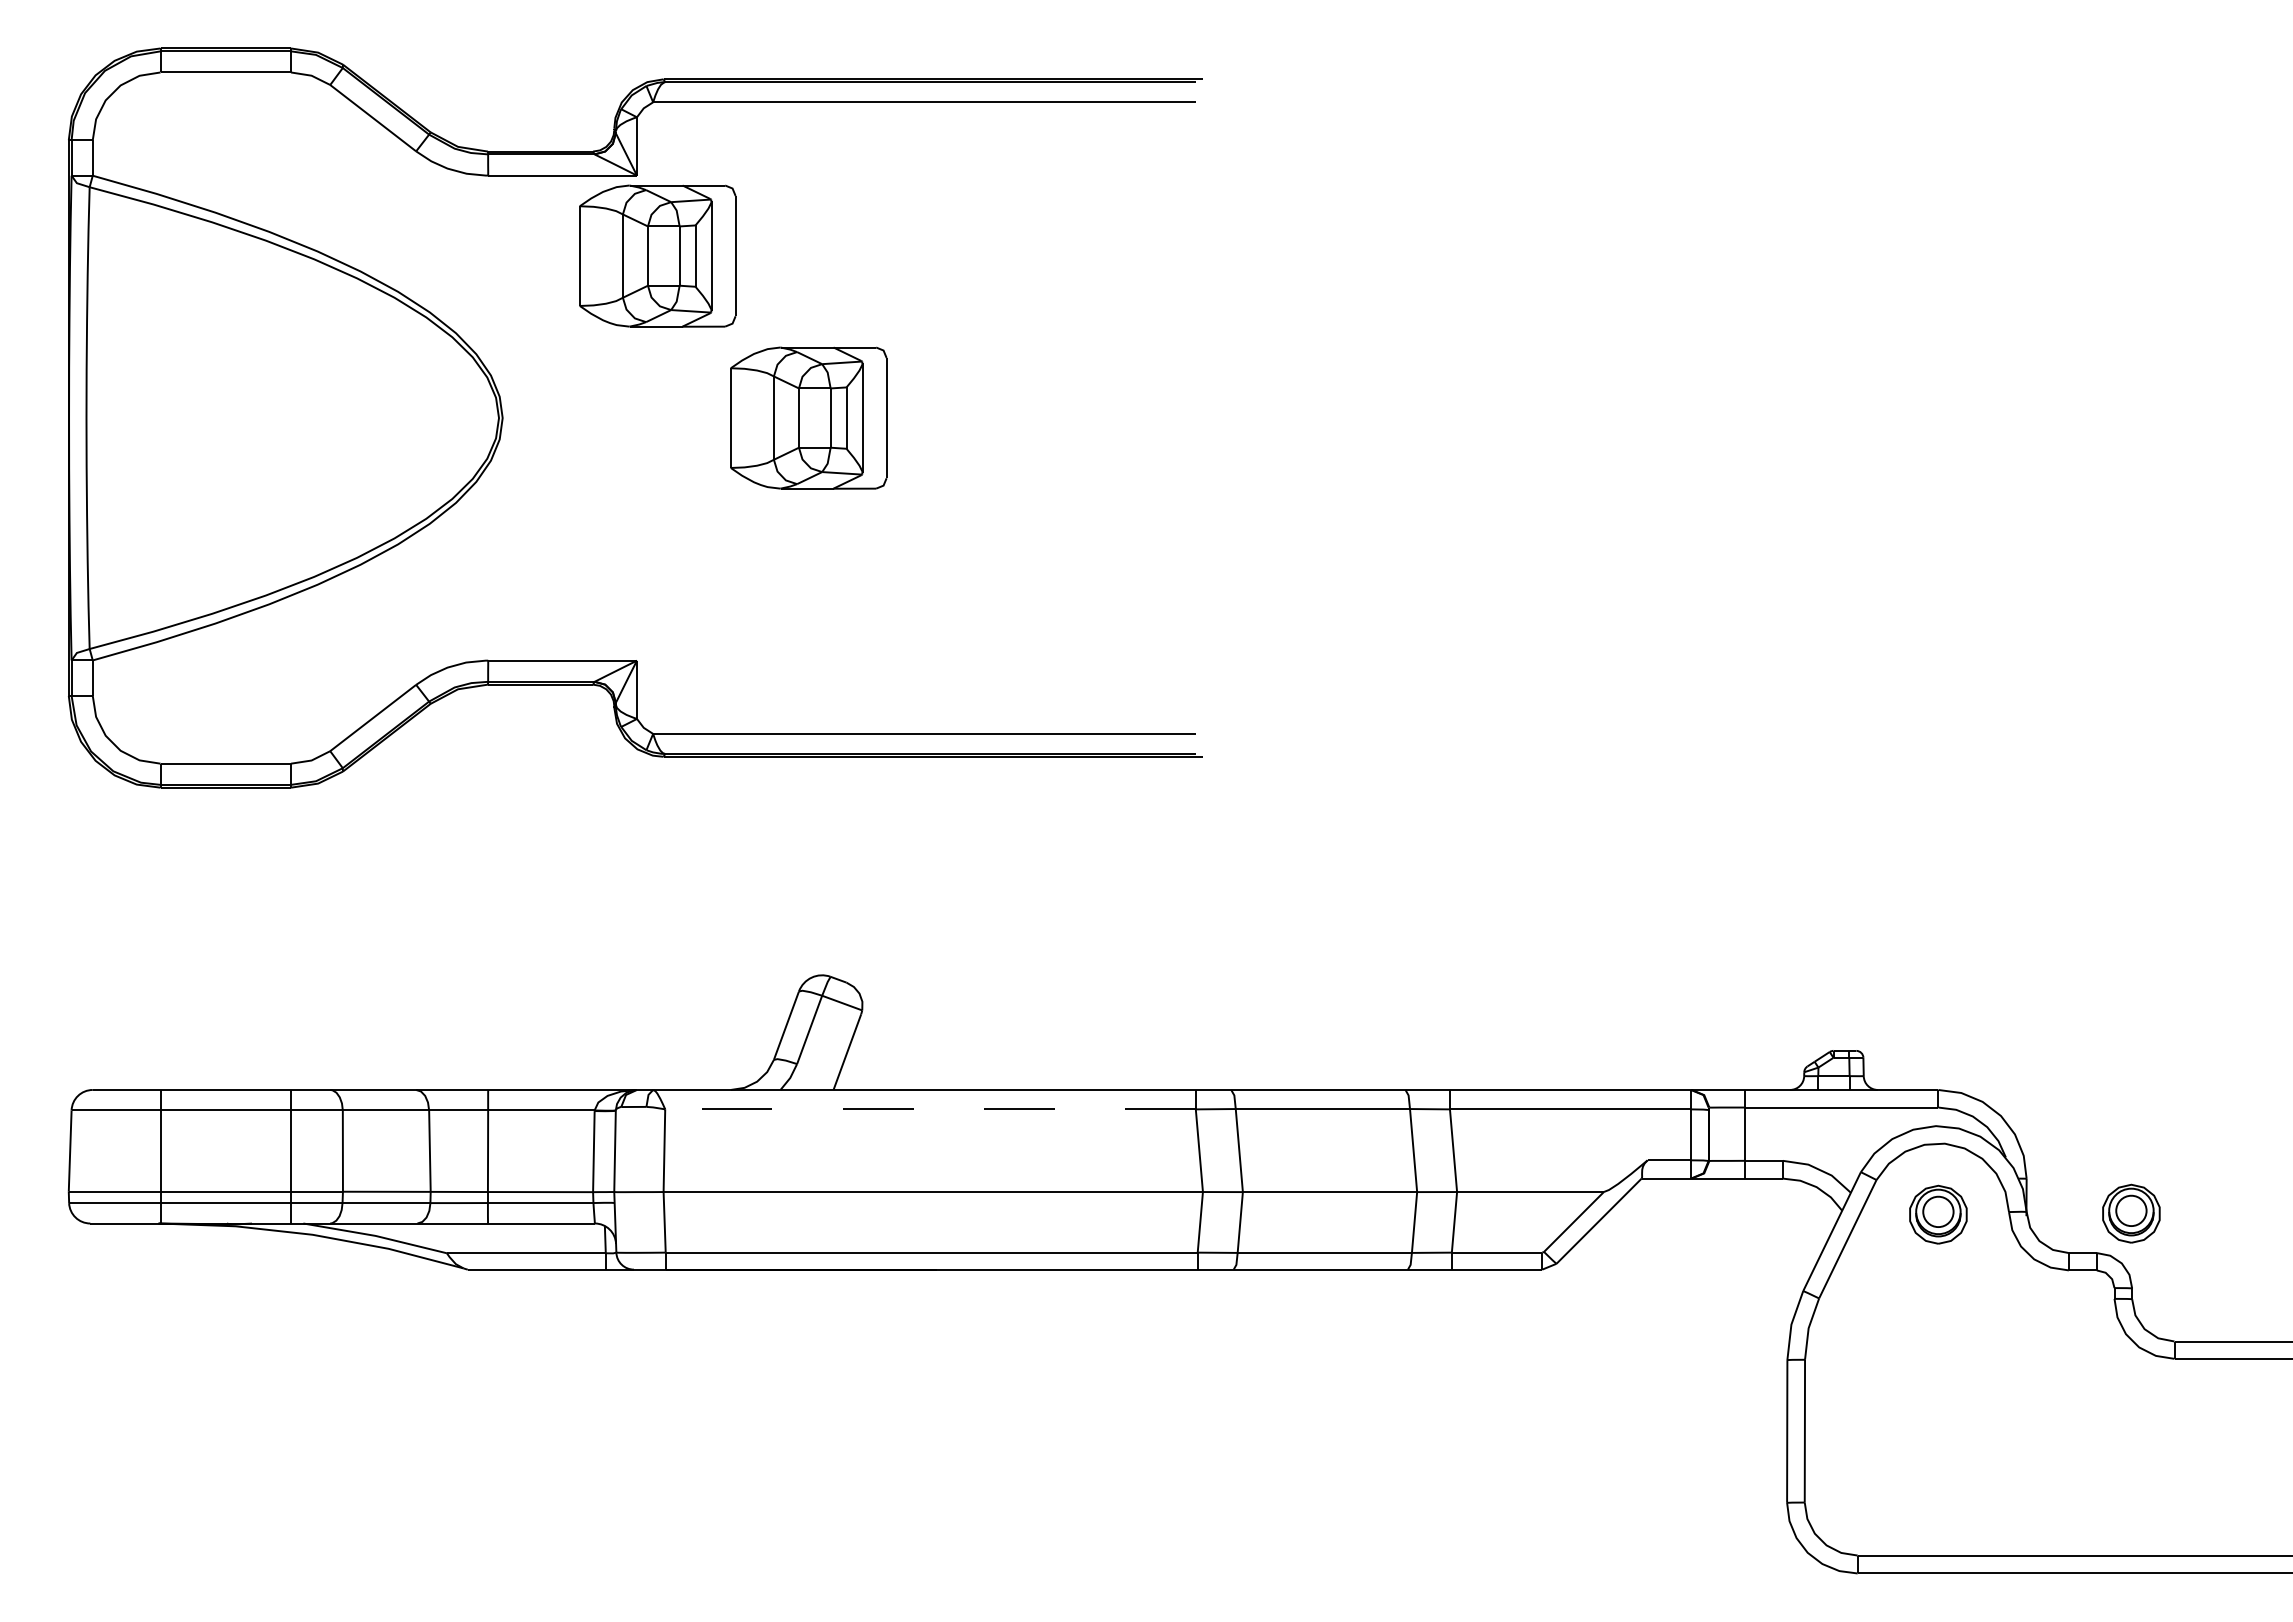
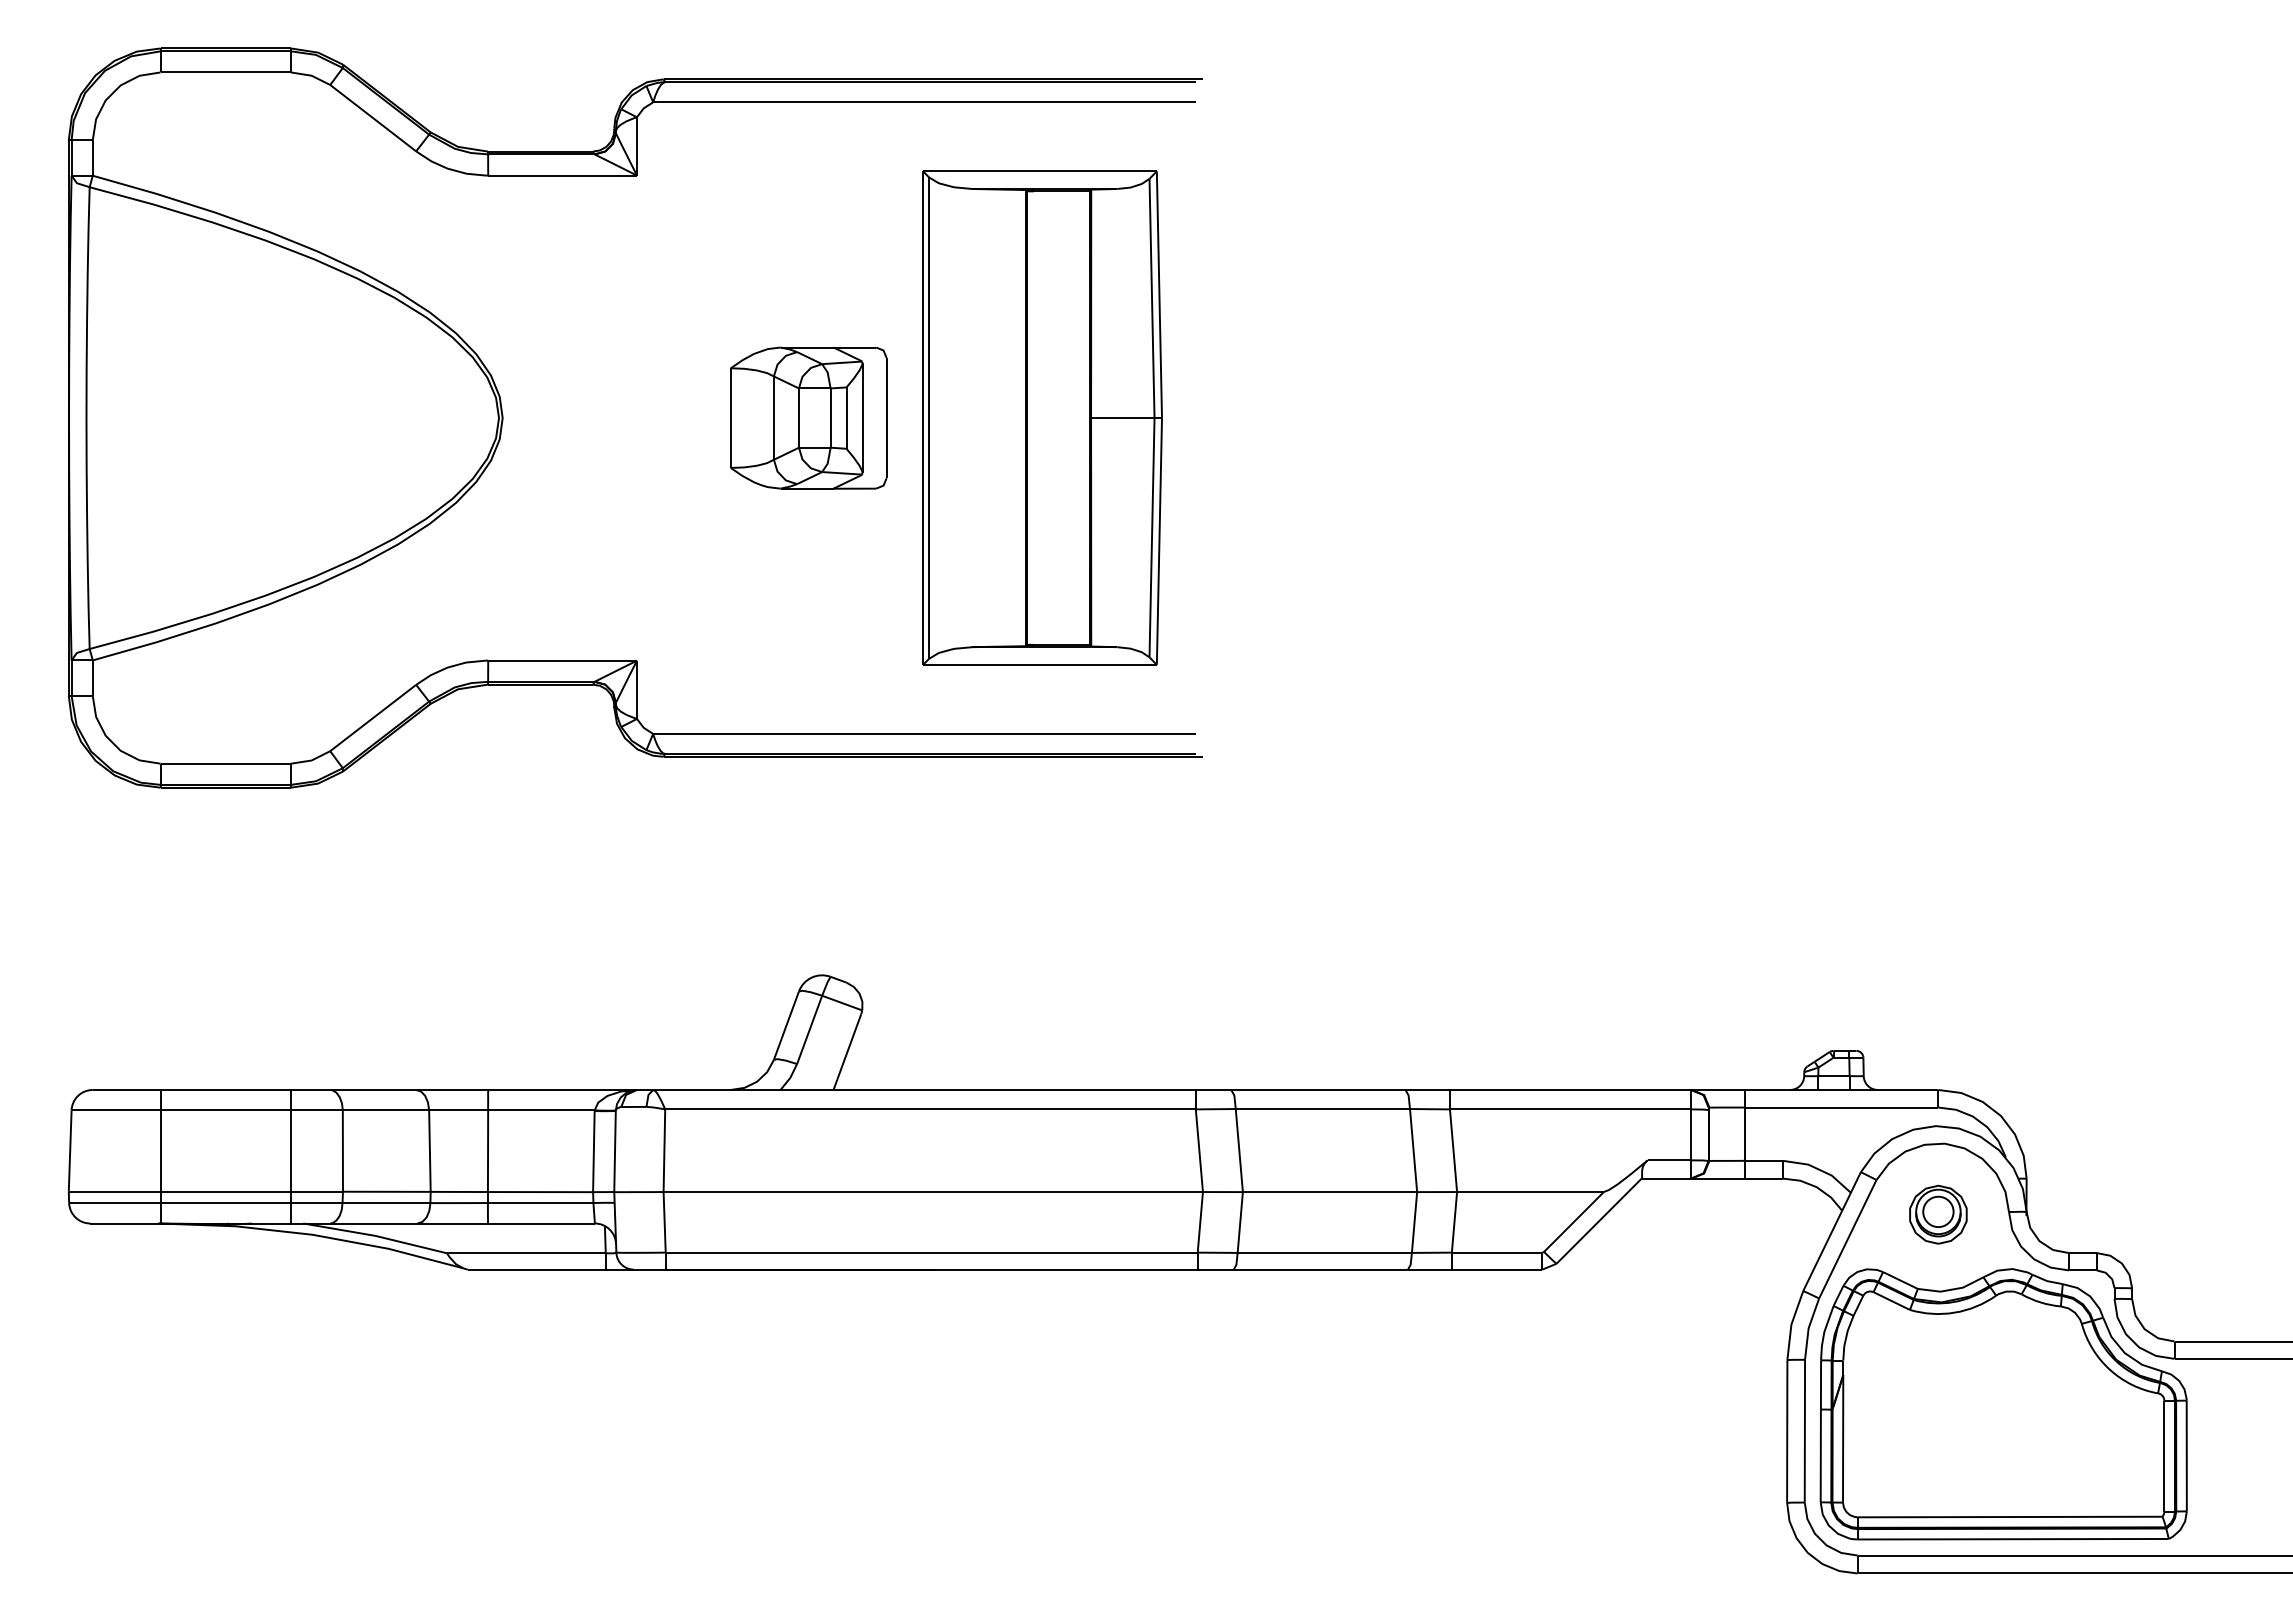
part: present -> none (657, 255)
part: none -> present (1042, 417)
line: dashed -> solid (930, 1109)
part: present -> none (2131, 1213)
part: none -> present (2003, 1404)
